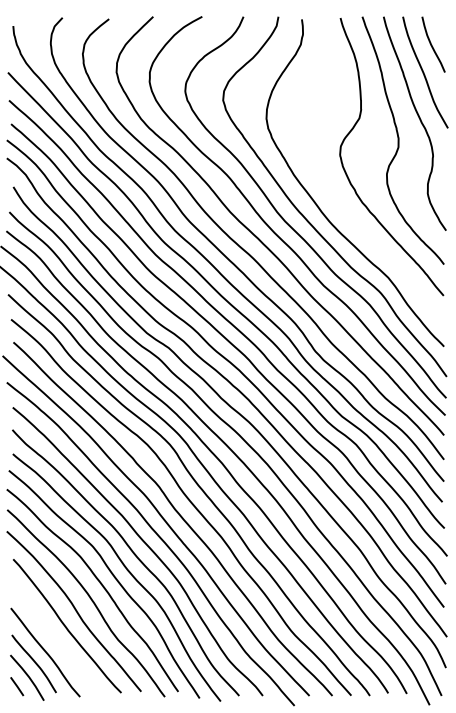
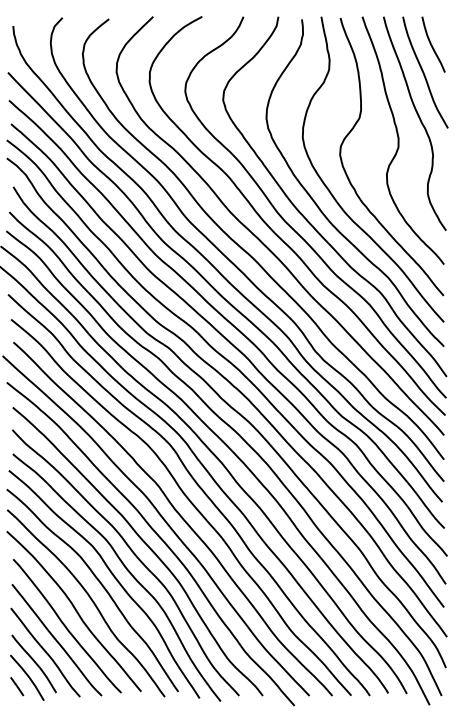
curve: none -> present (334, 196)
curve: none -> present (56, 640)
